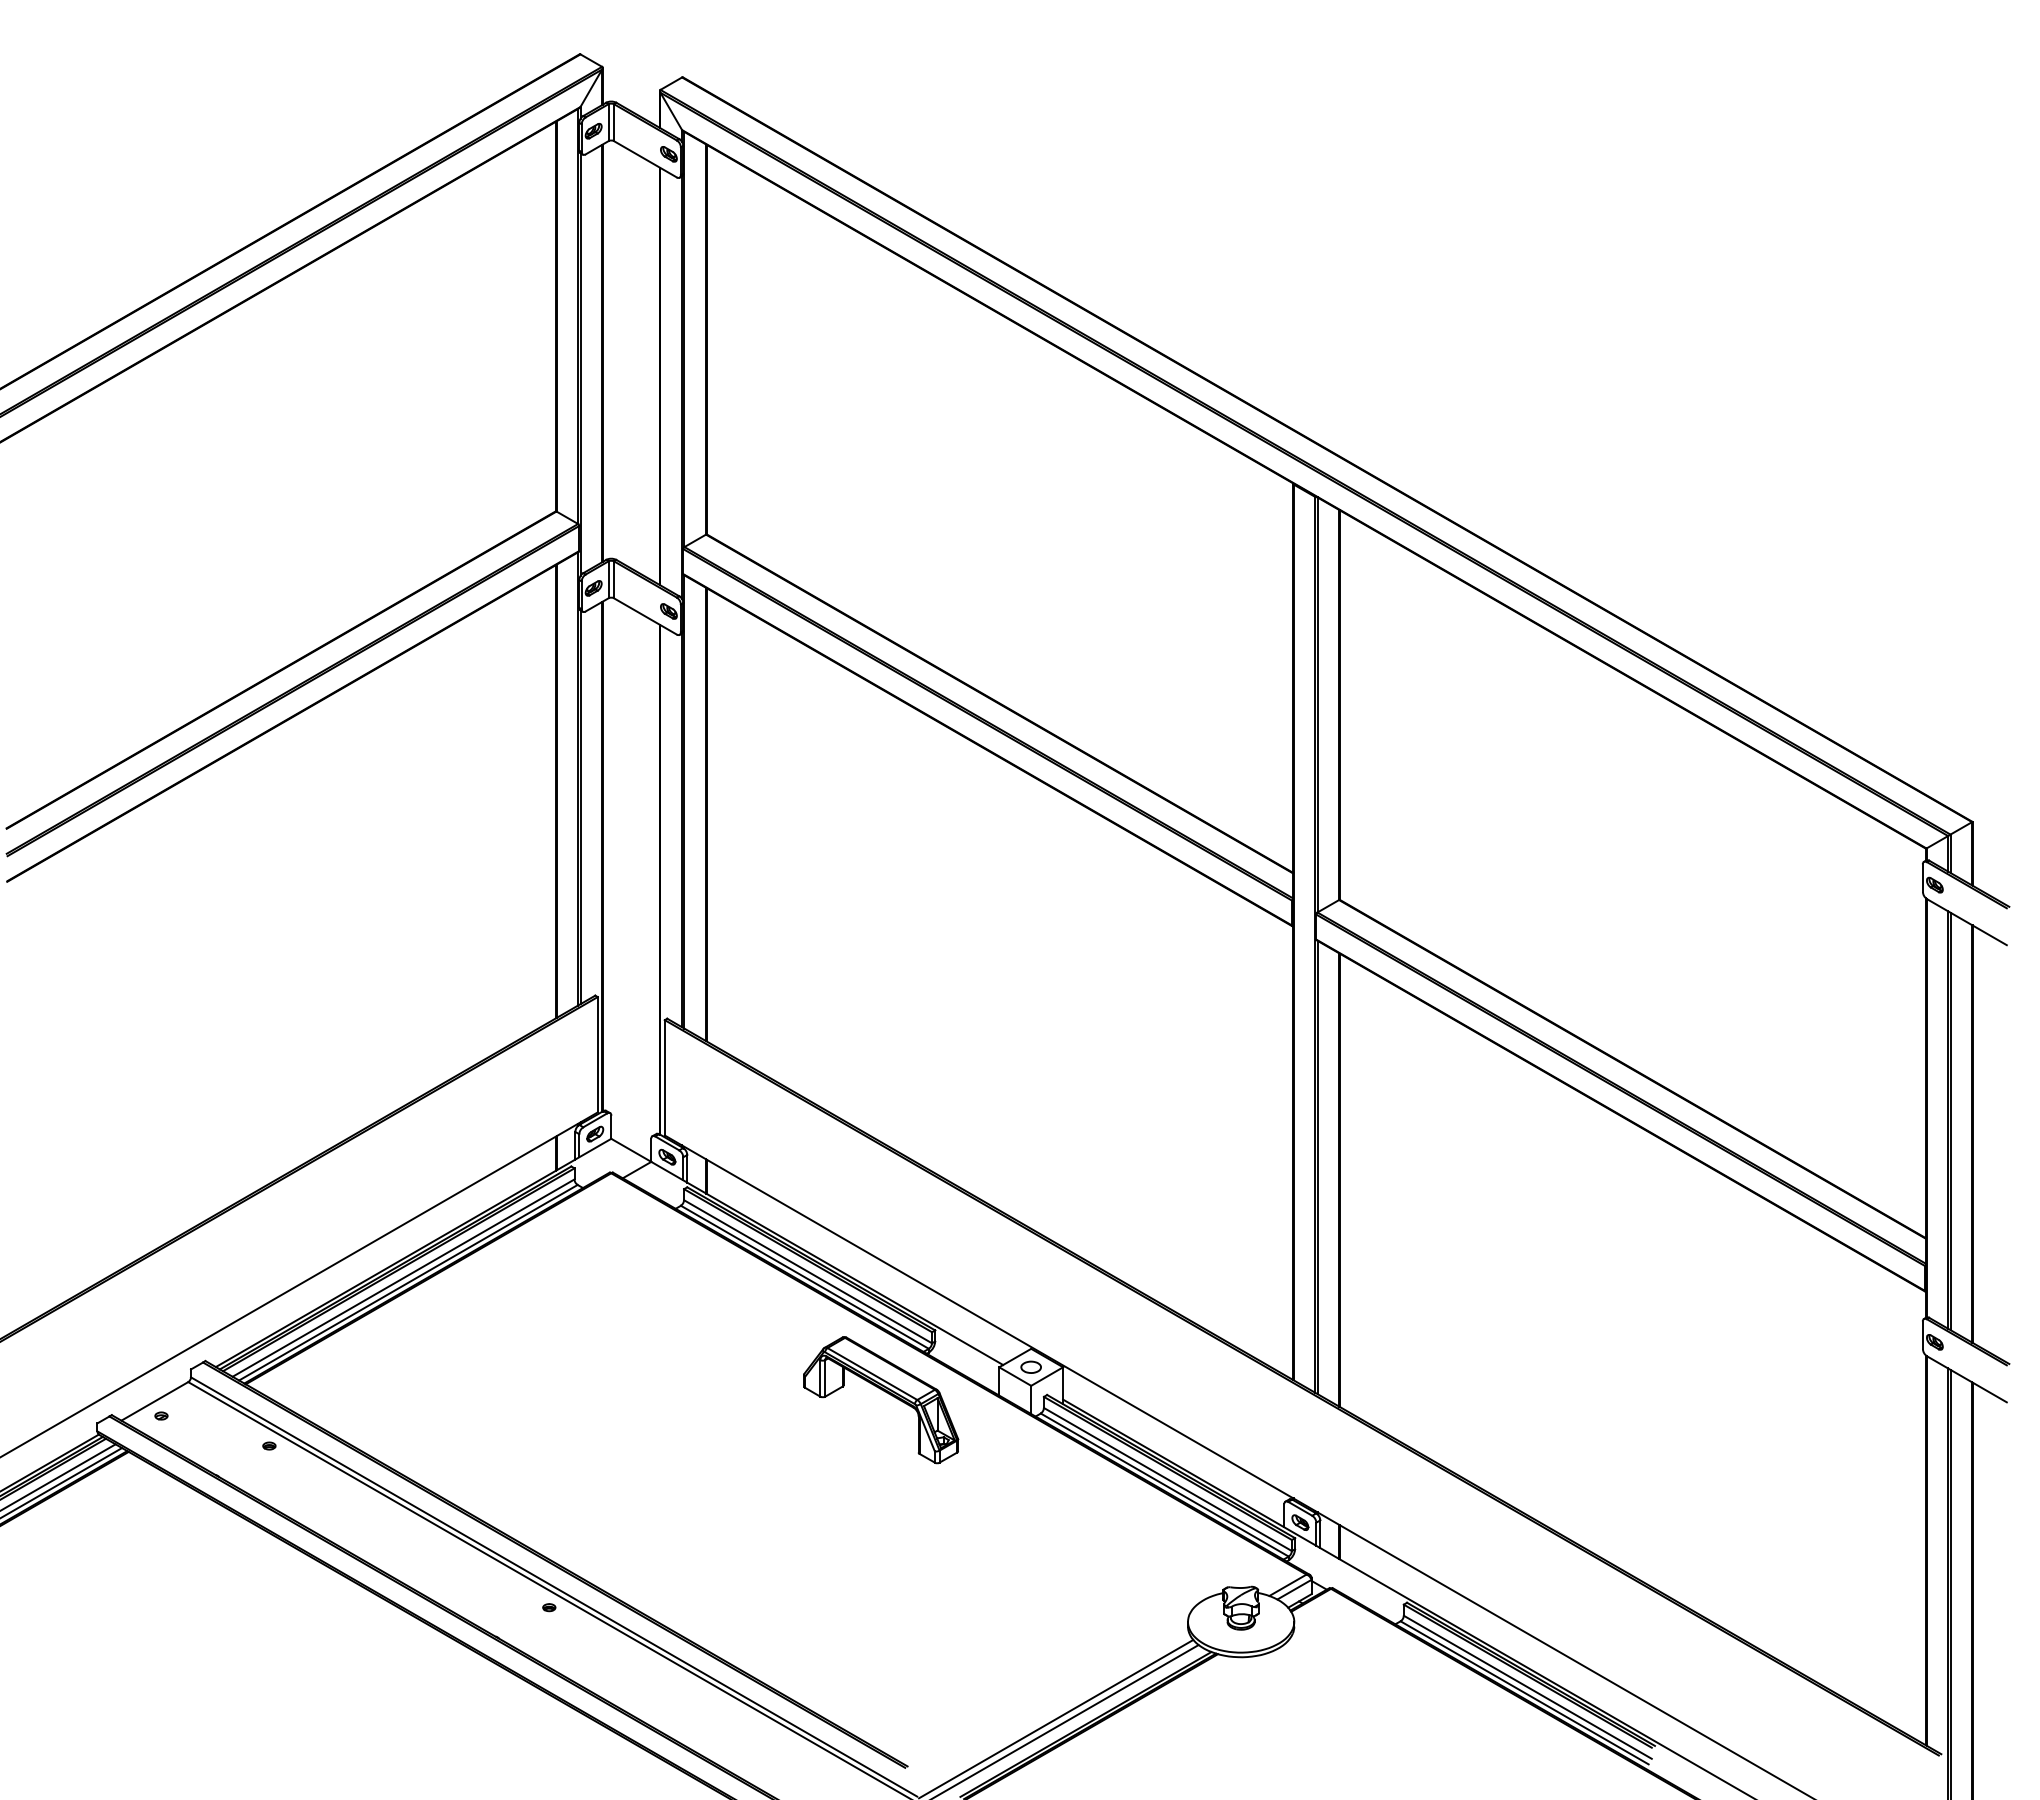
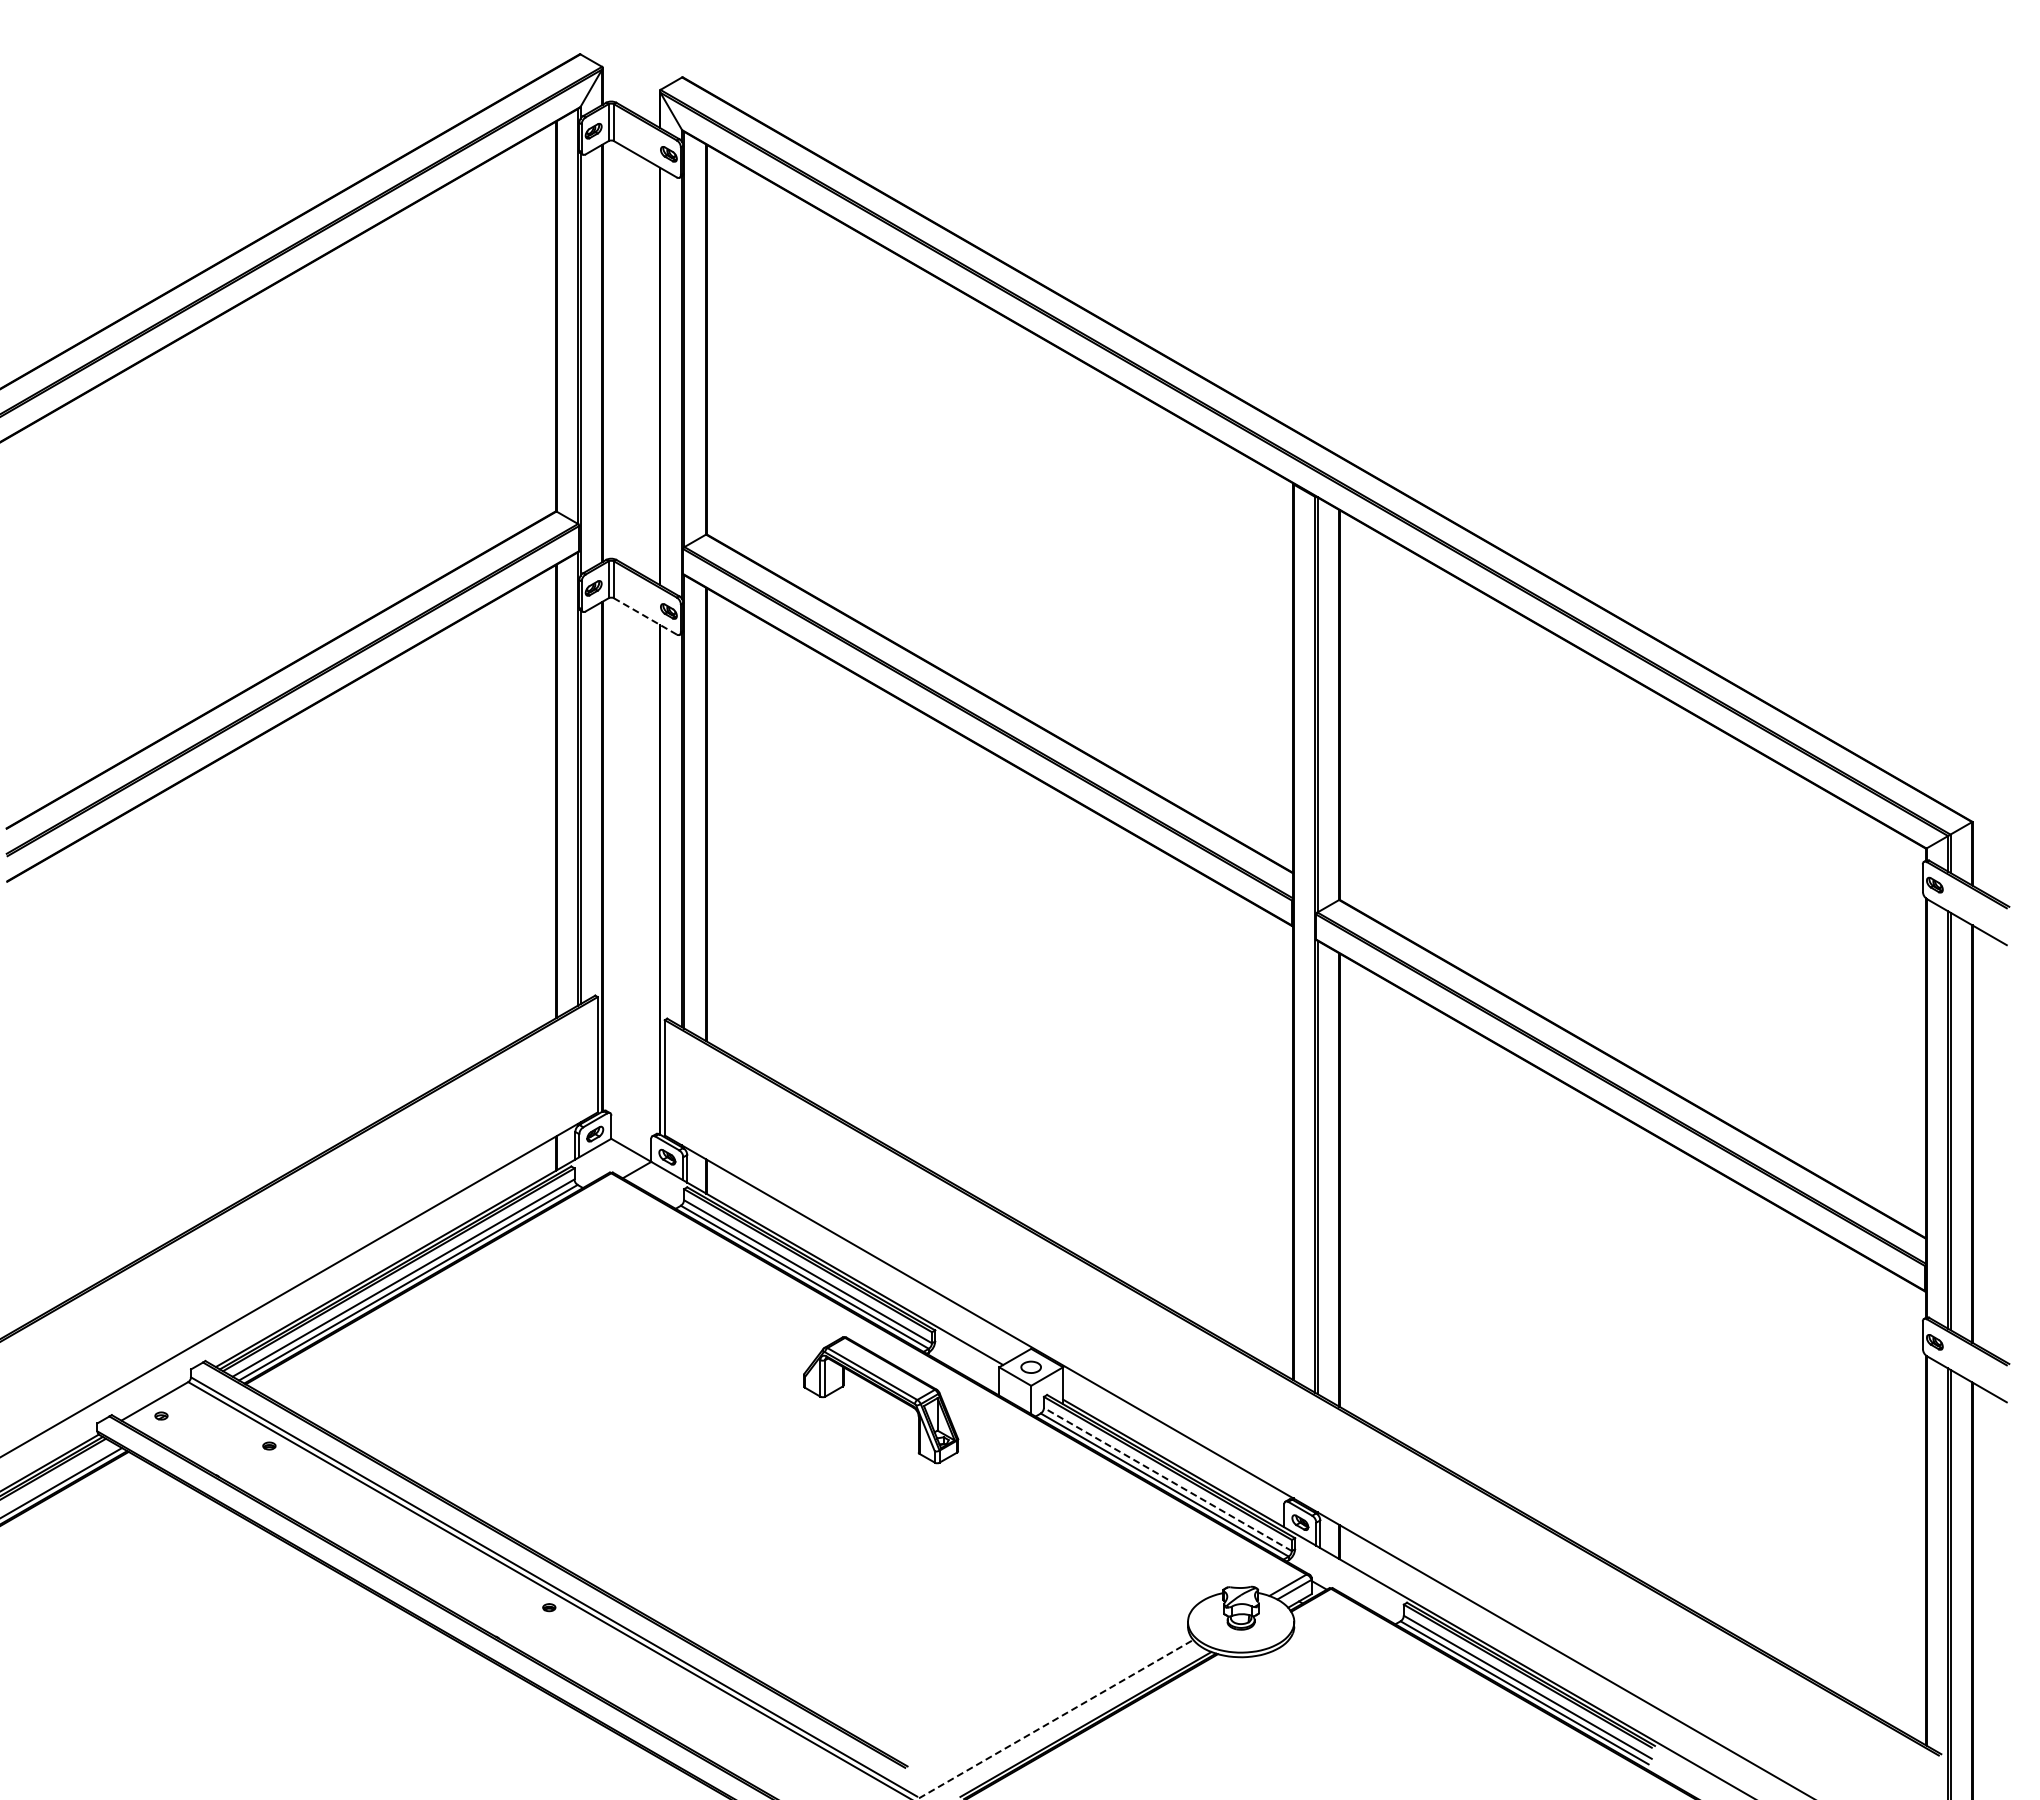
line: solid -> dashed (645, 616)
line: present -> none (58, 1476)
line: solid -> dashed (1167, 1479)
line: solid -> dashed (1056, 1718)
line: present -> none (1066, 1720)
